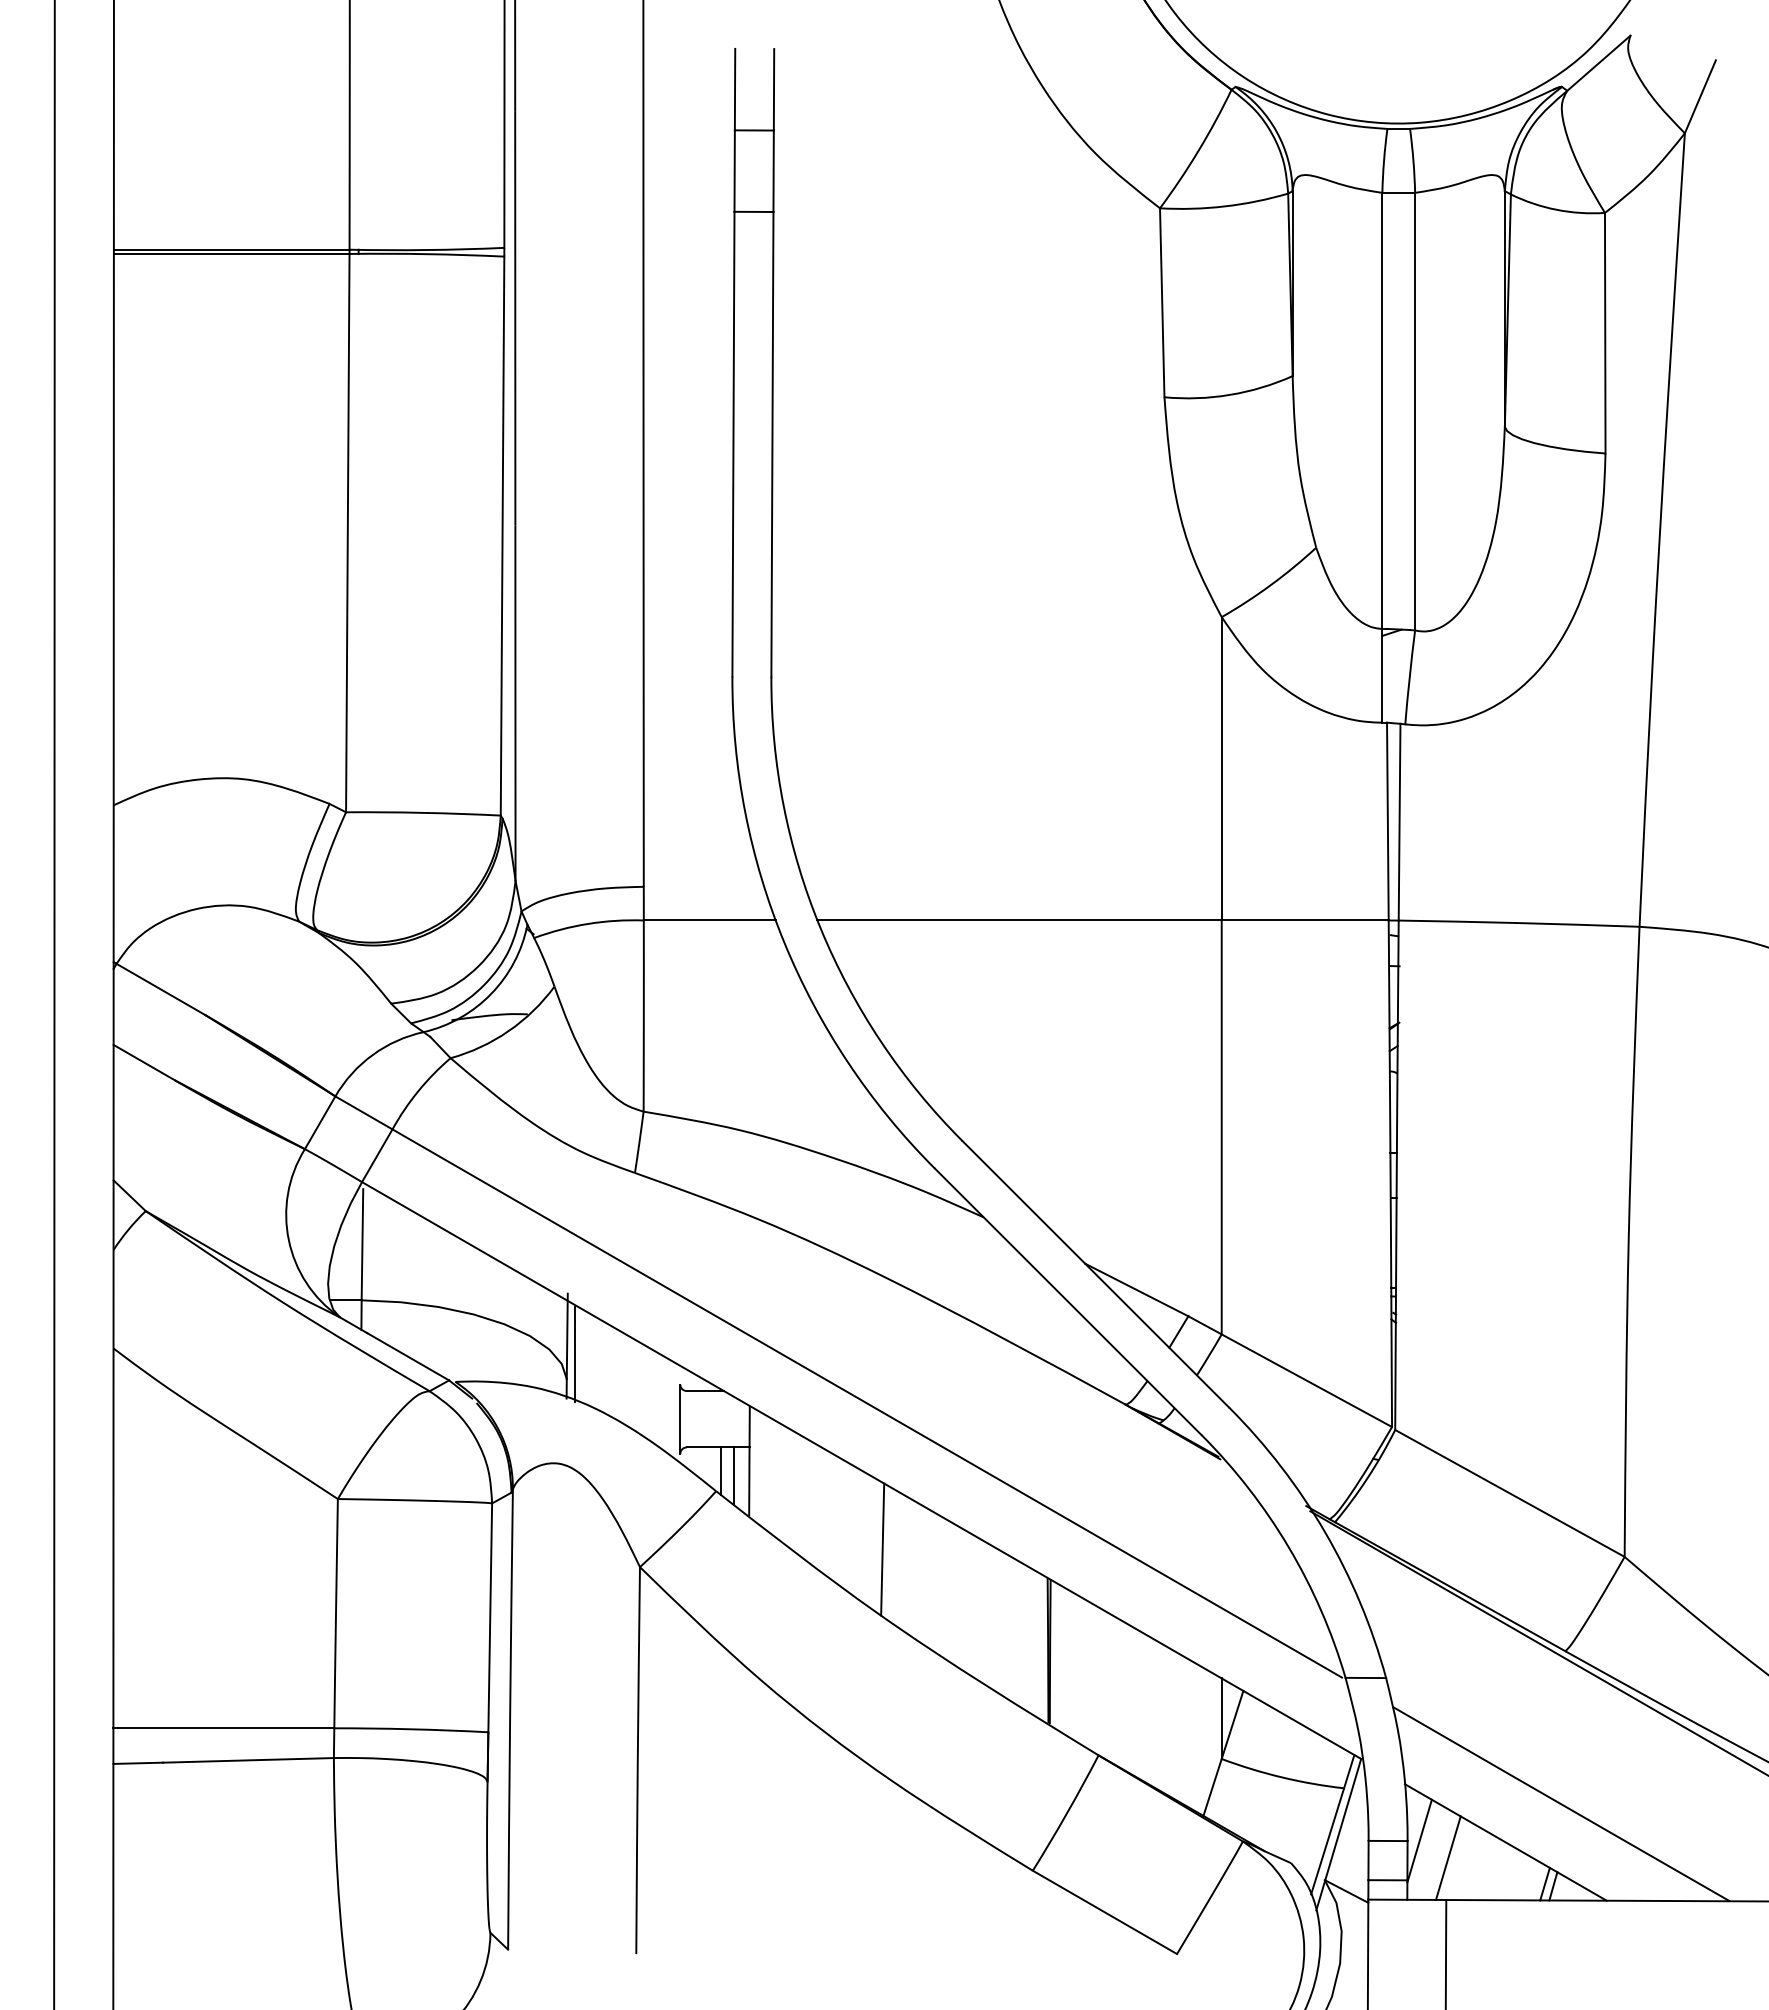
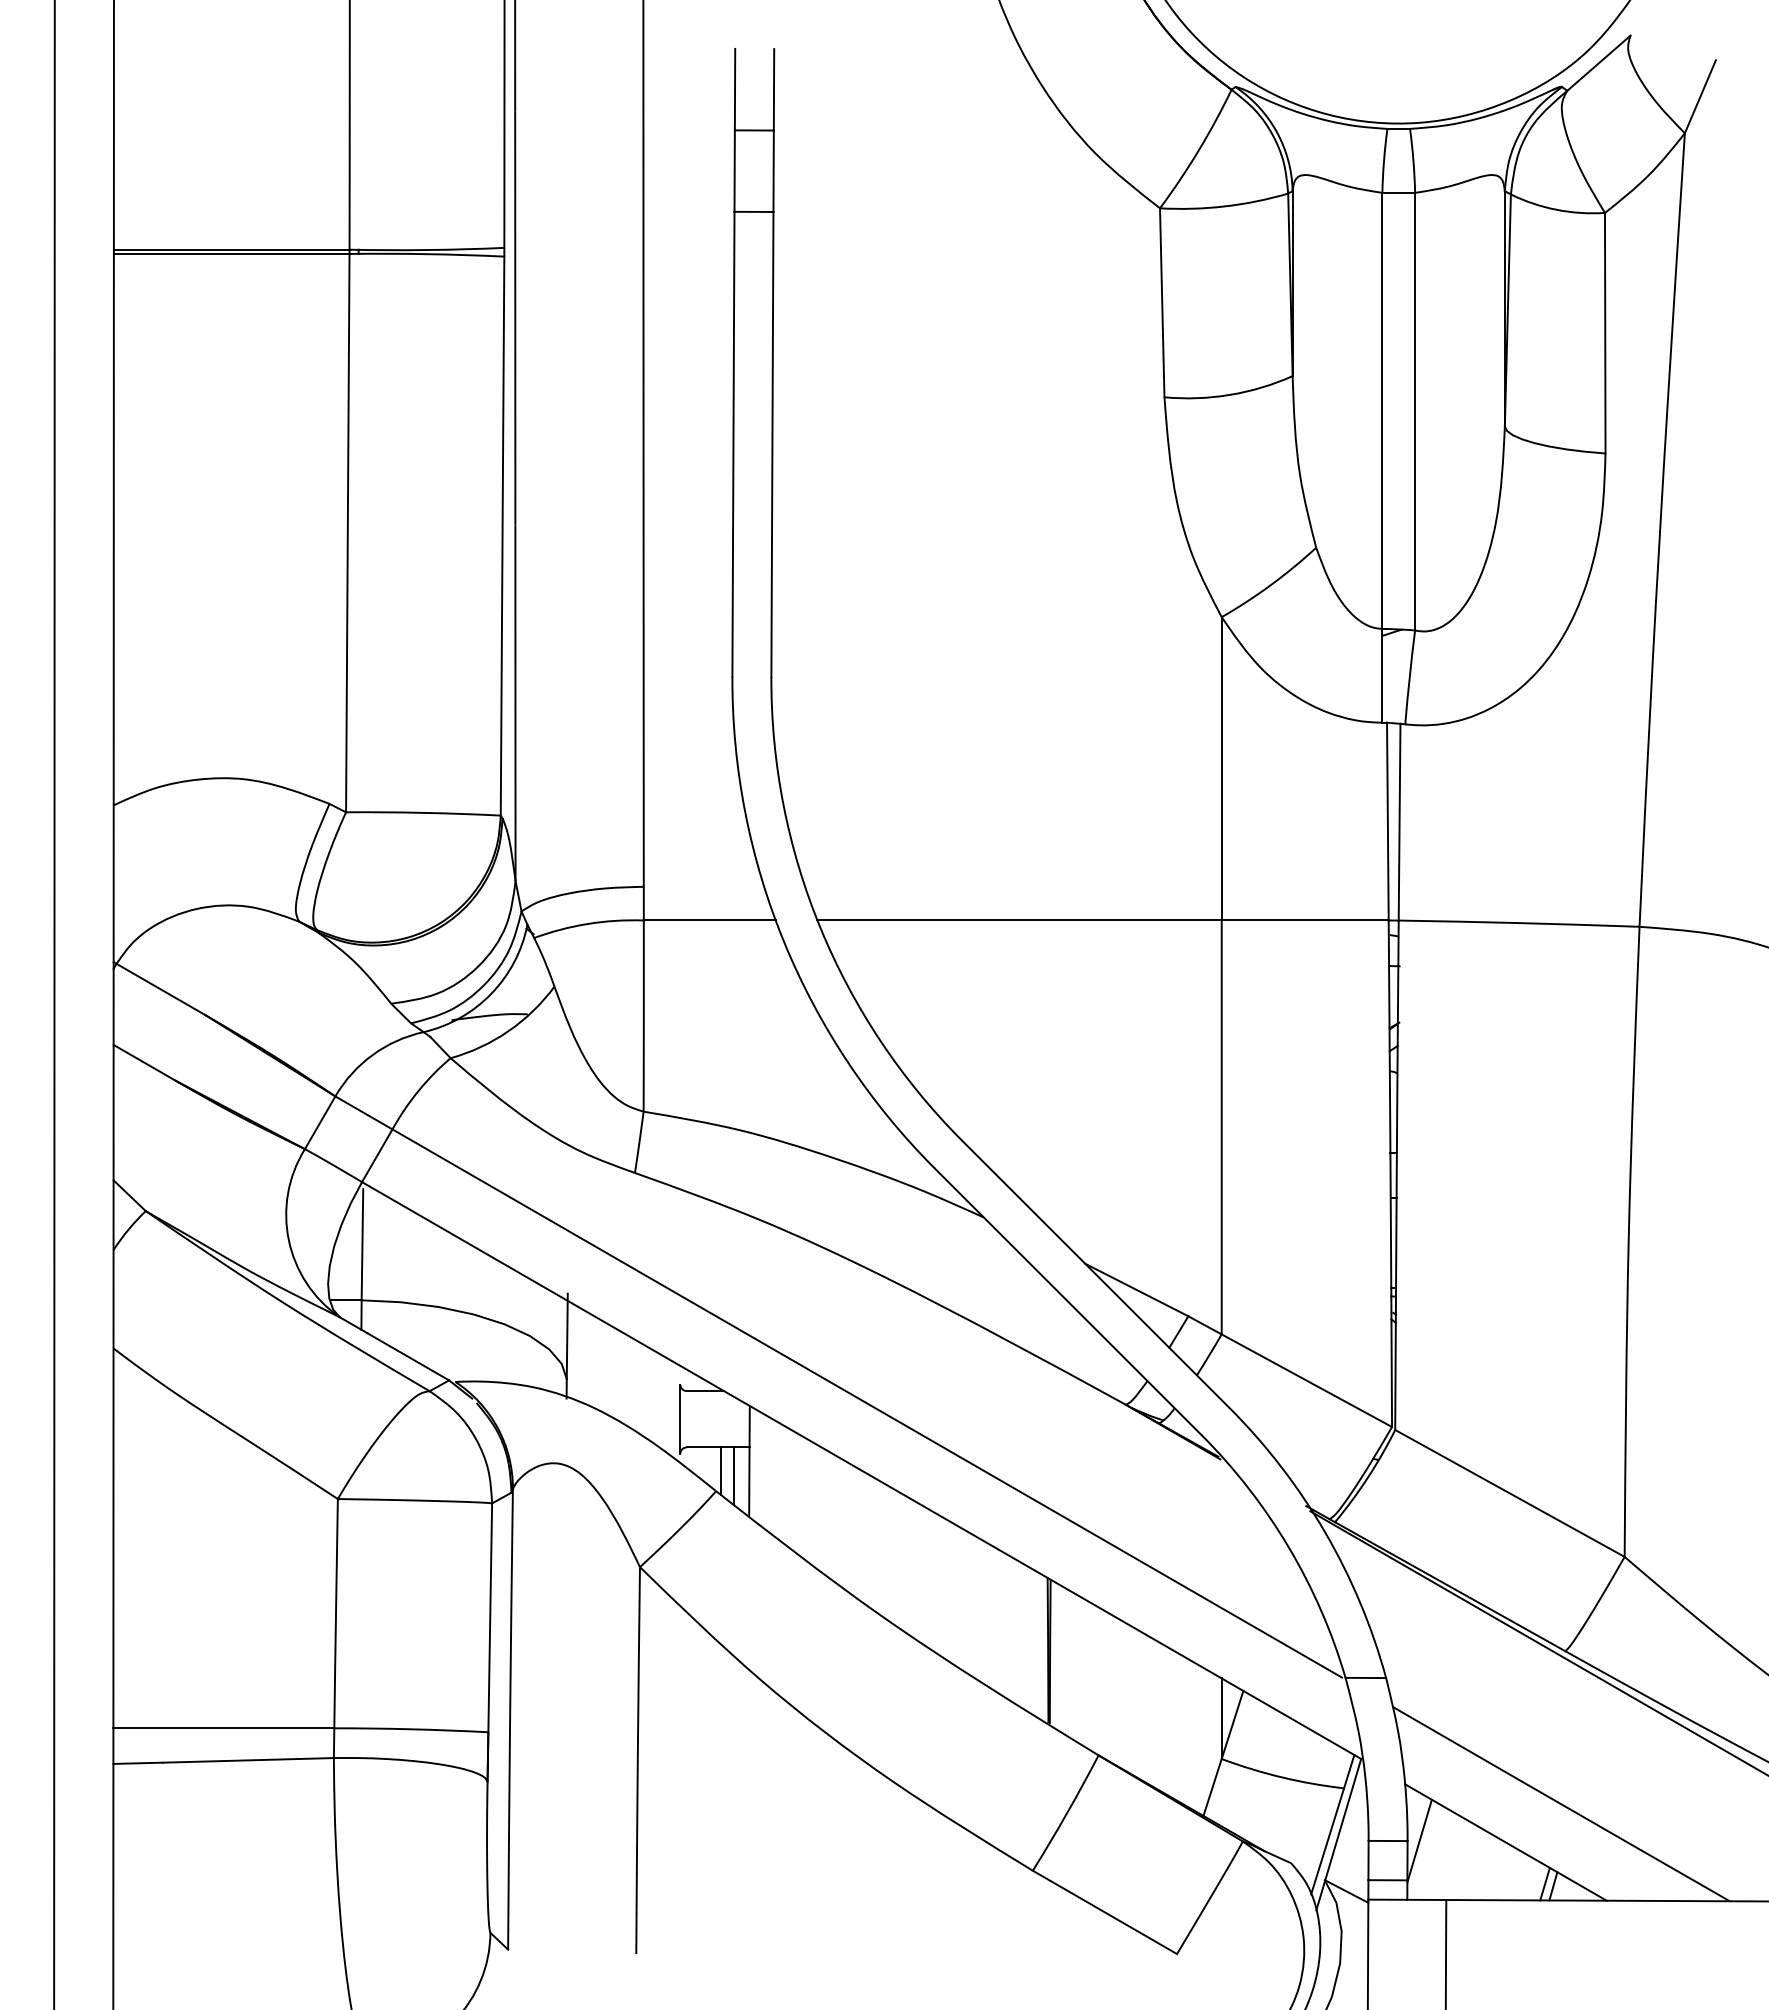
line: present -> none (575, 1353)
line: present -> none (882, 1549)
line: present -> none (1447, 1857)
